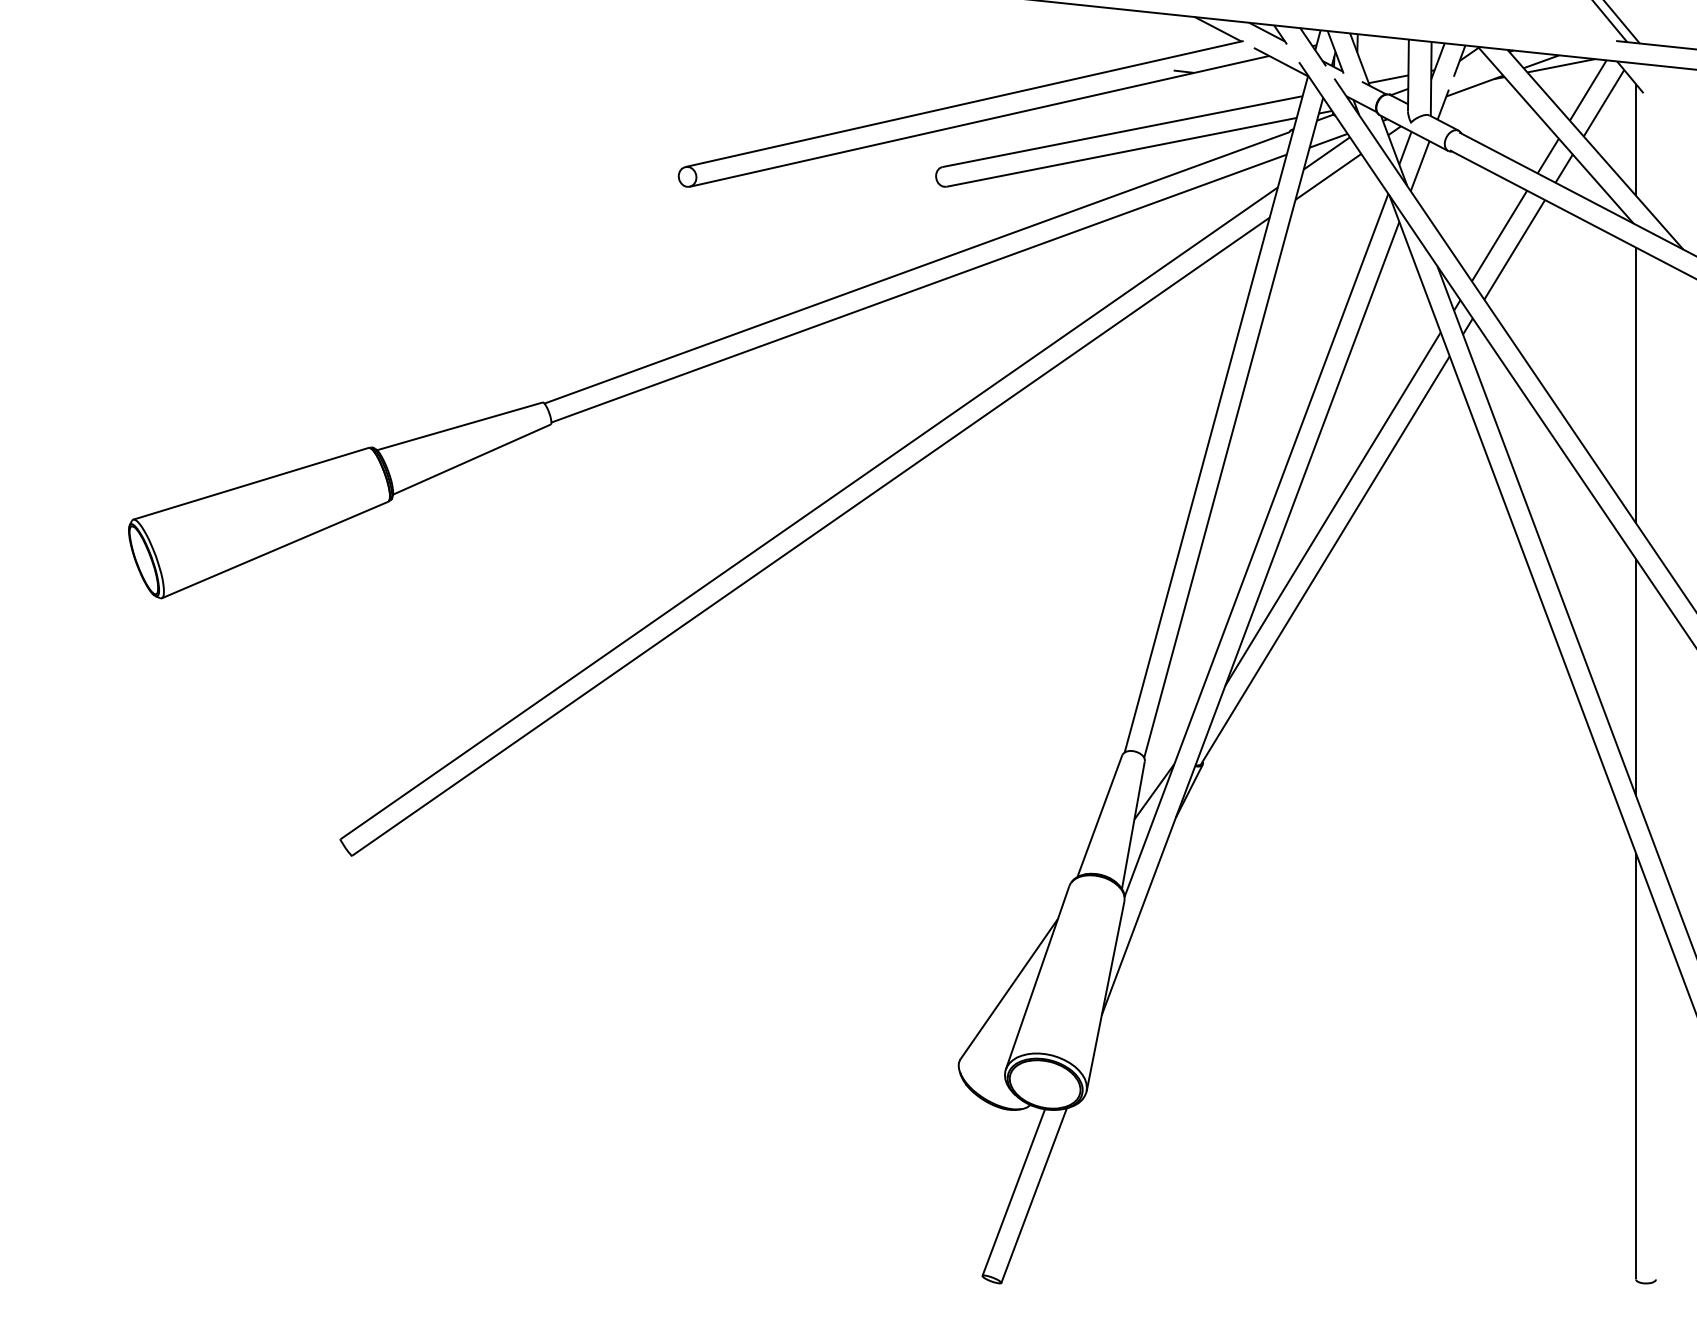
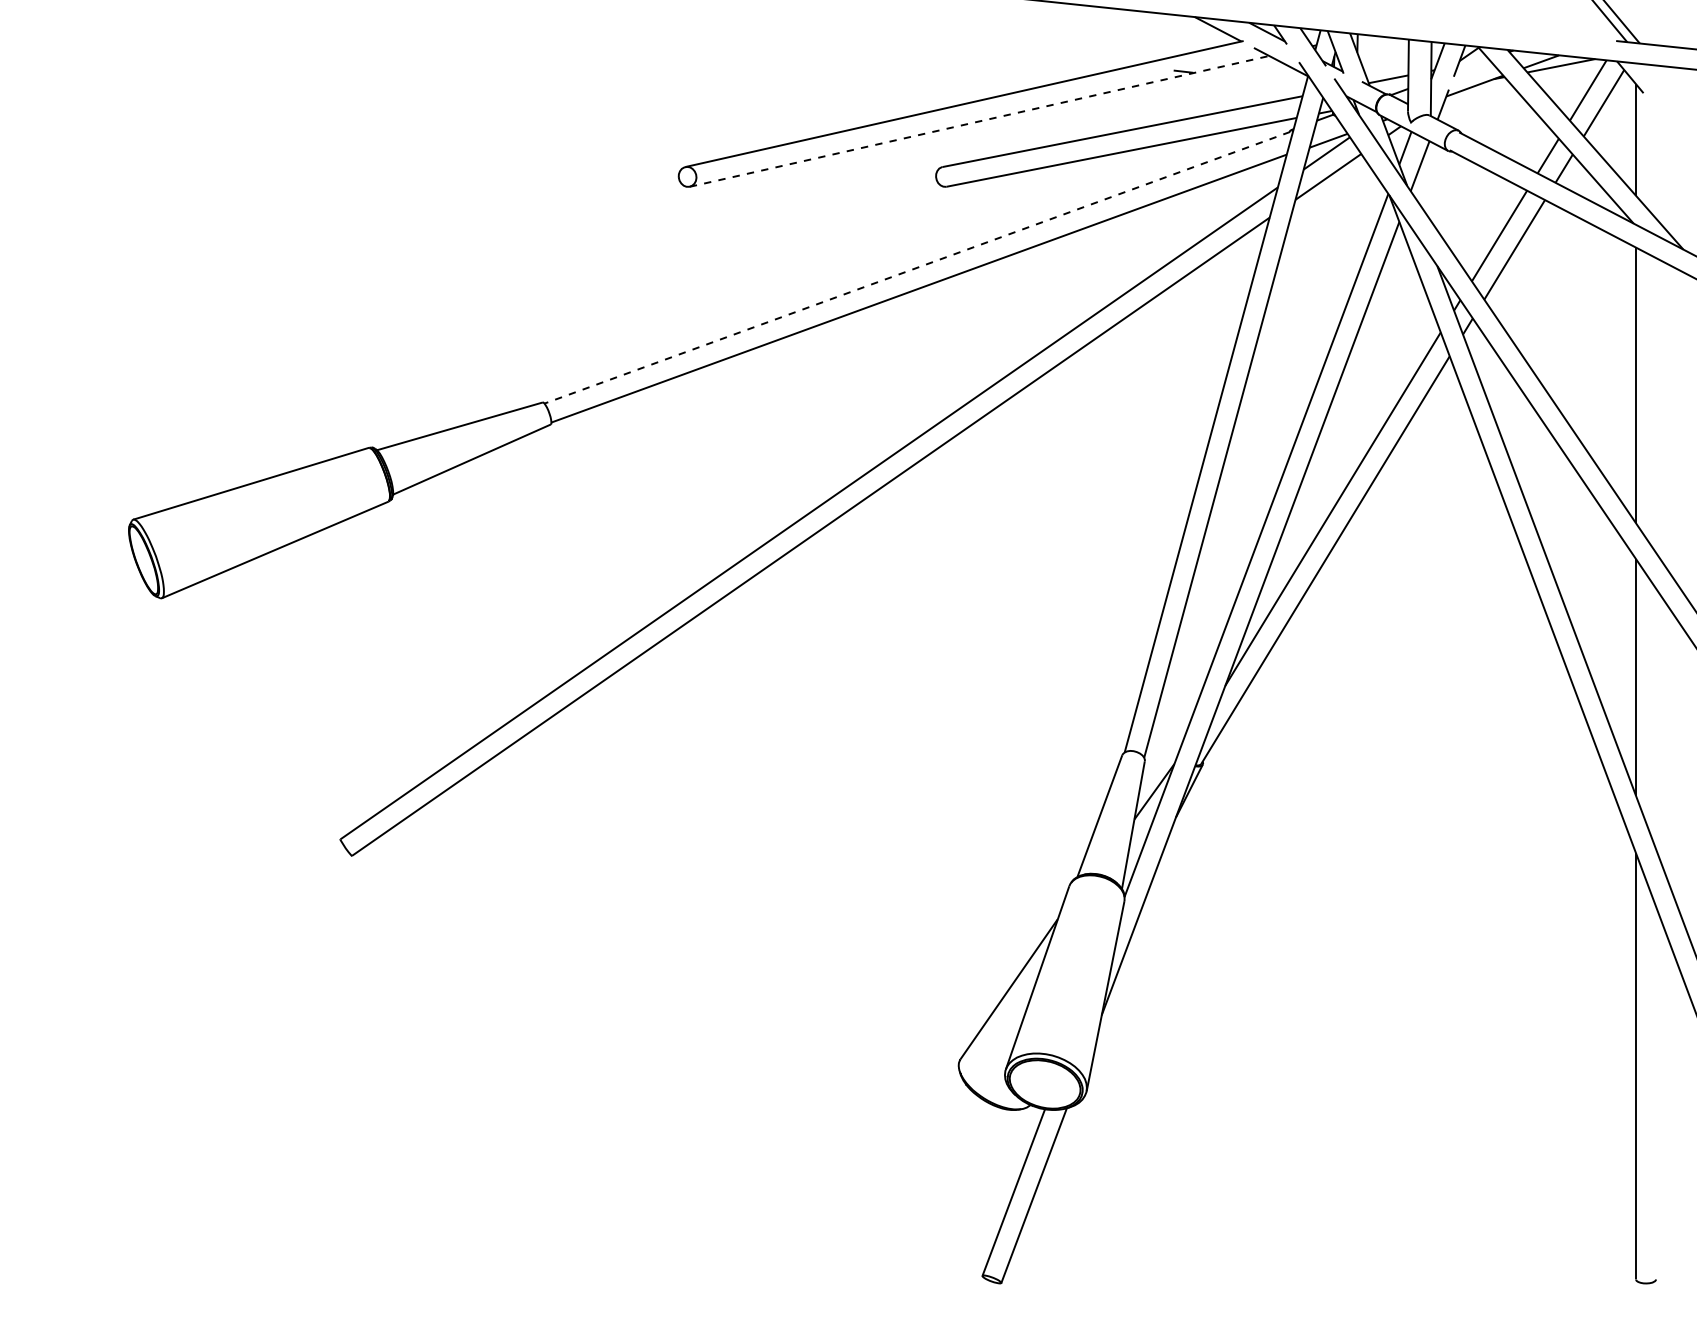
line: solid -> dashed (979, 121)
line: solid -> dashed (917, 267)
